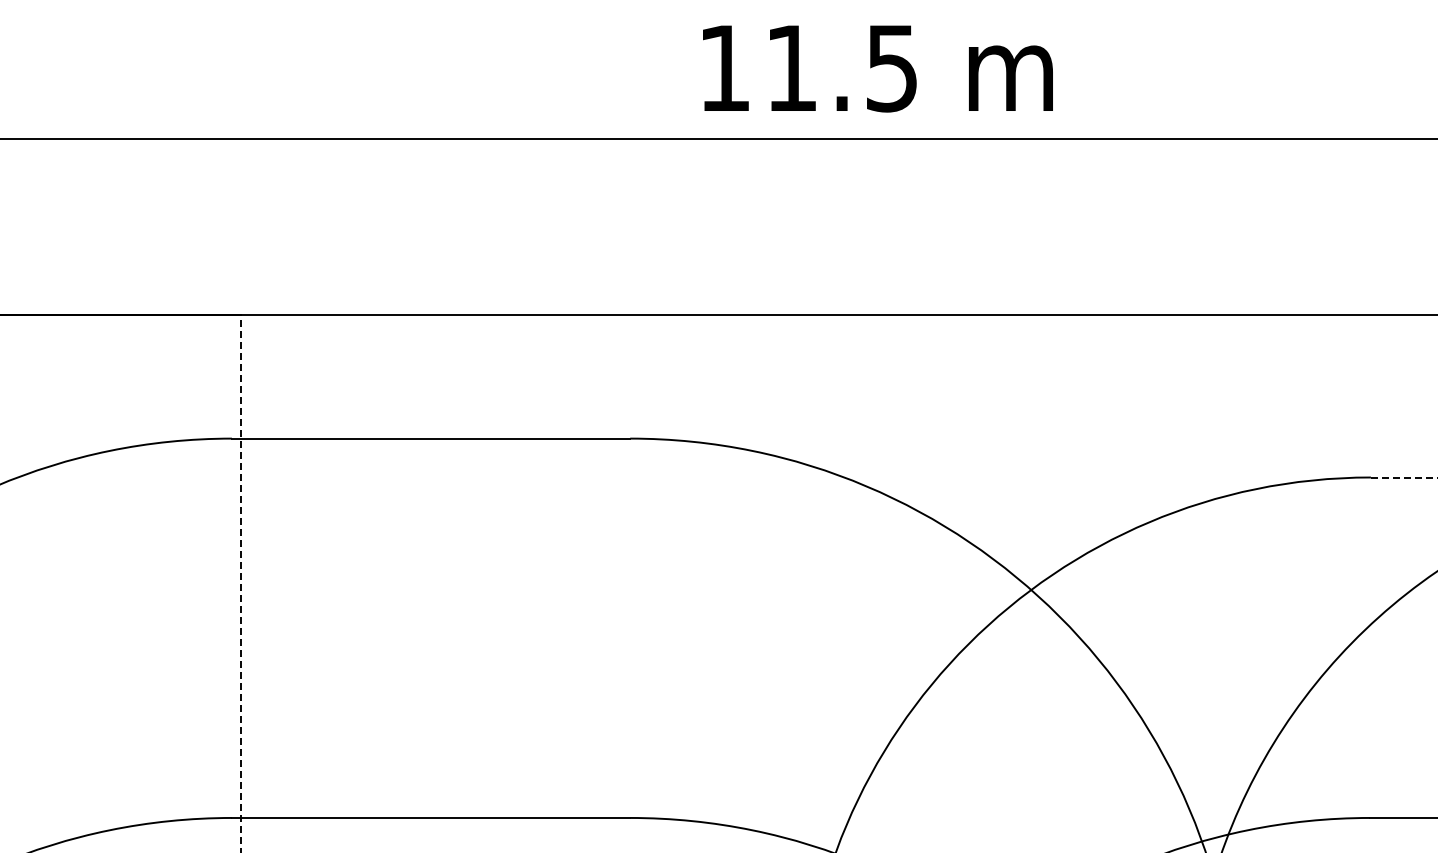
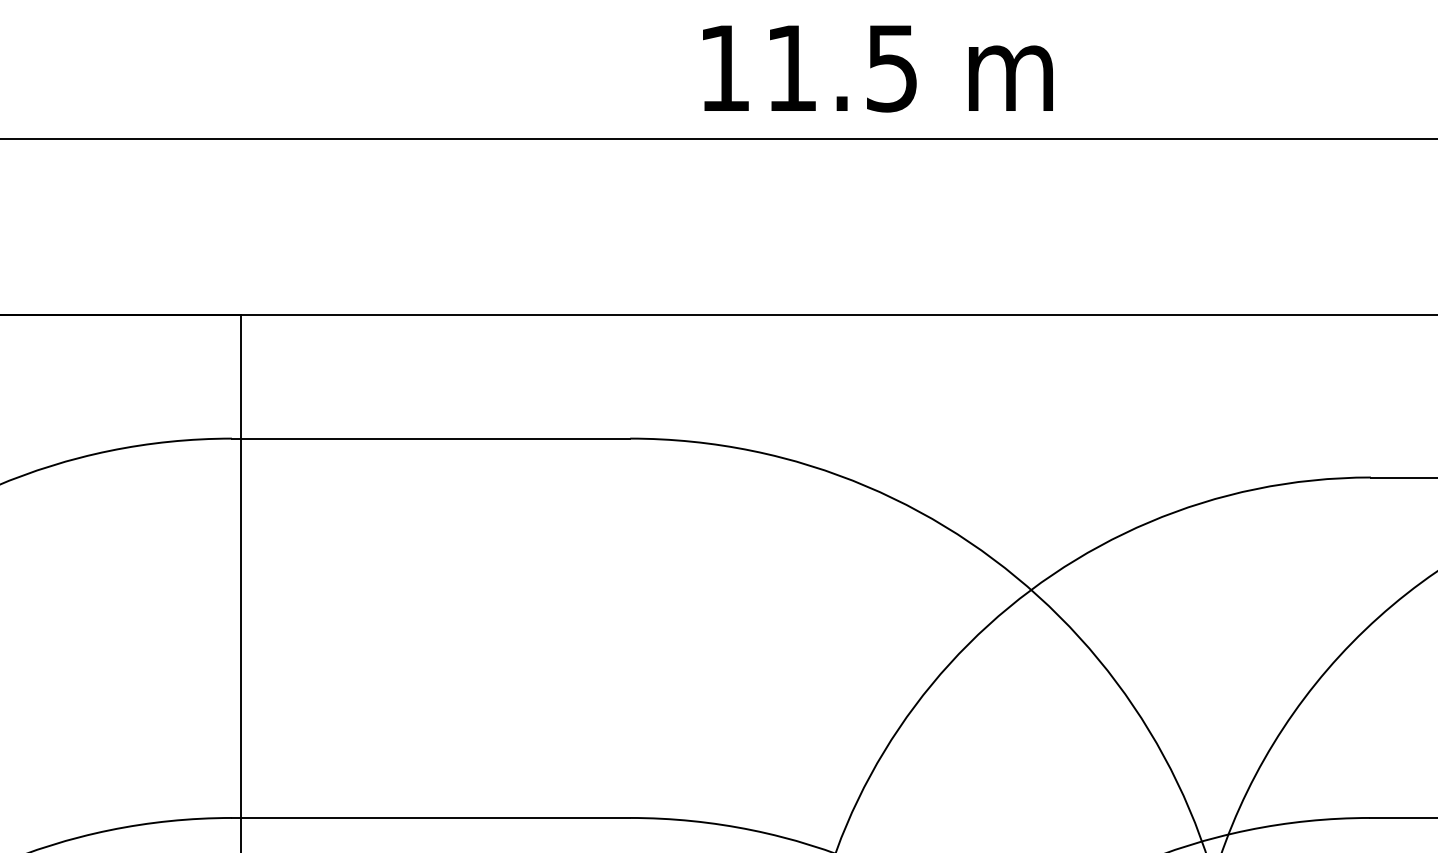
line: dashed -> solid (1404, 477)
line: dashed -> solid (241, 583)
